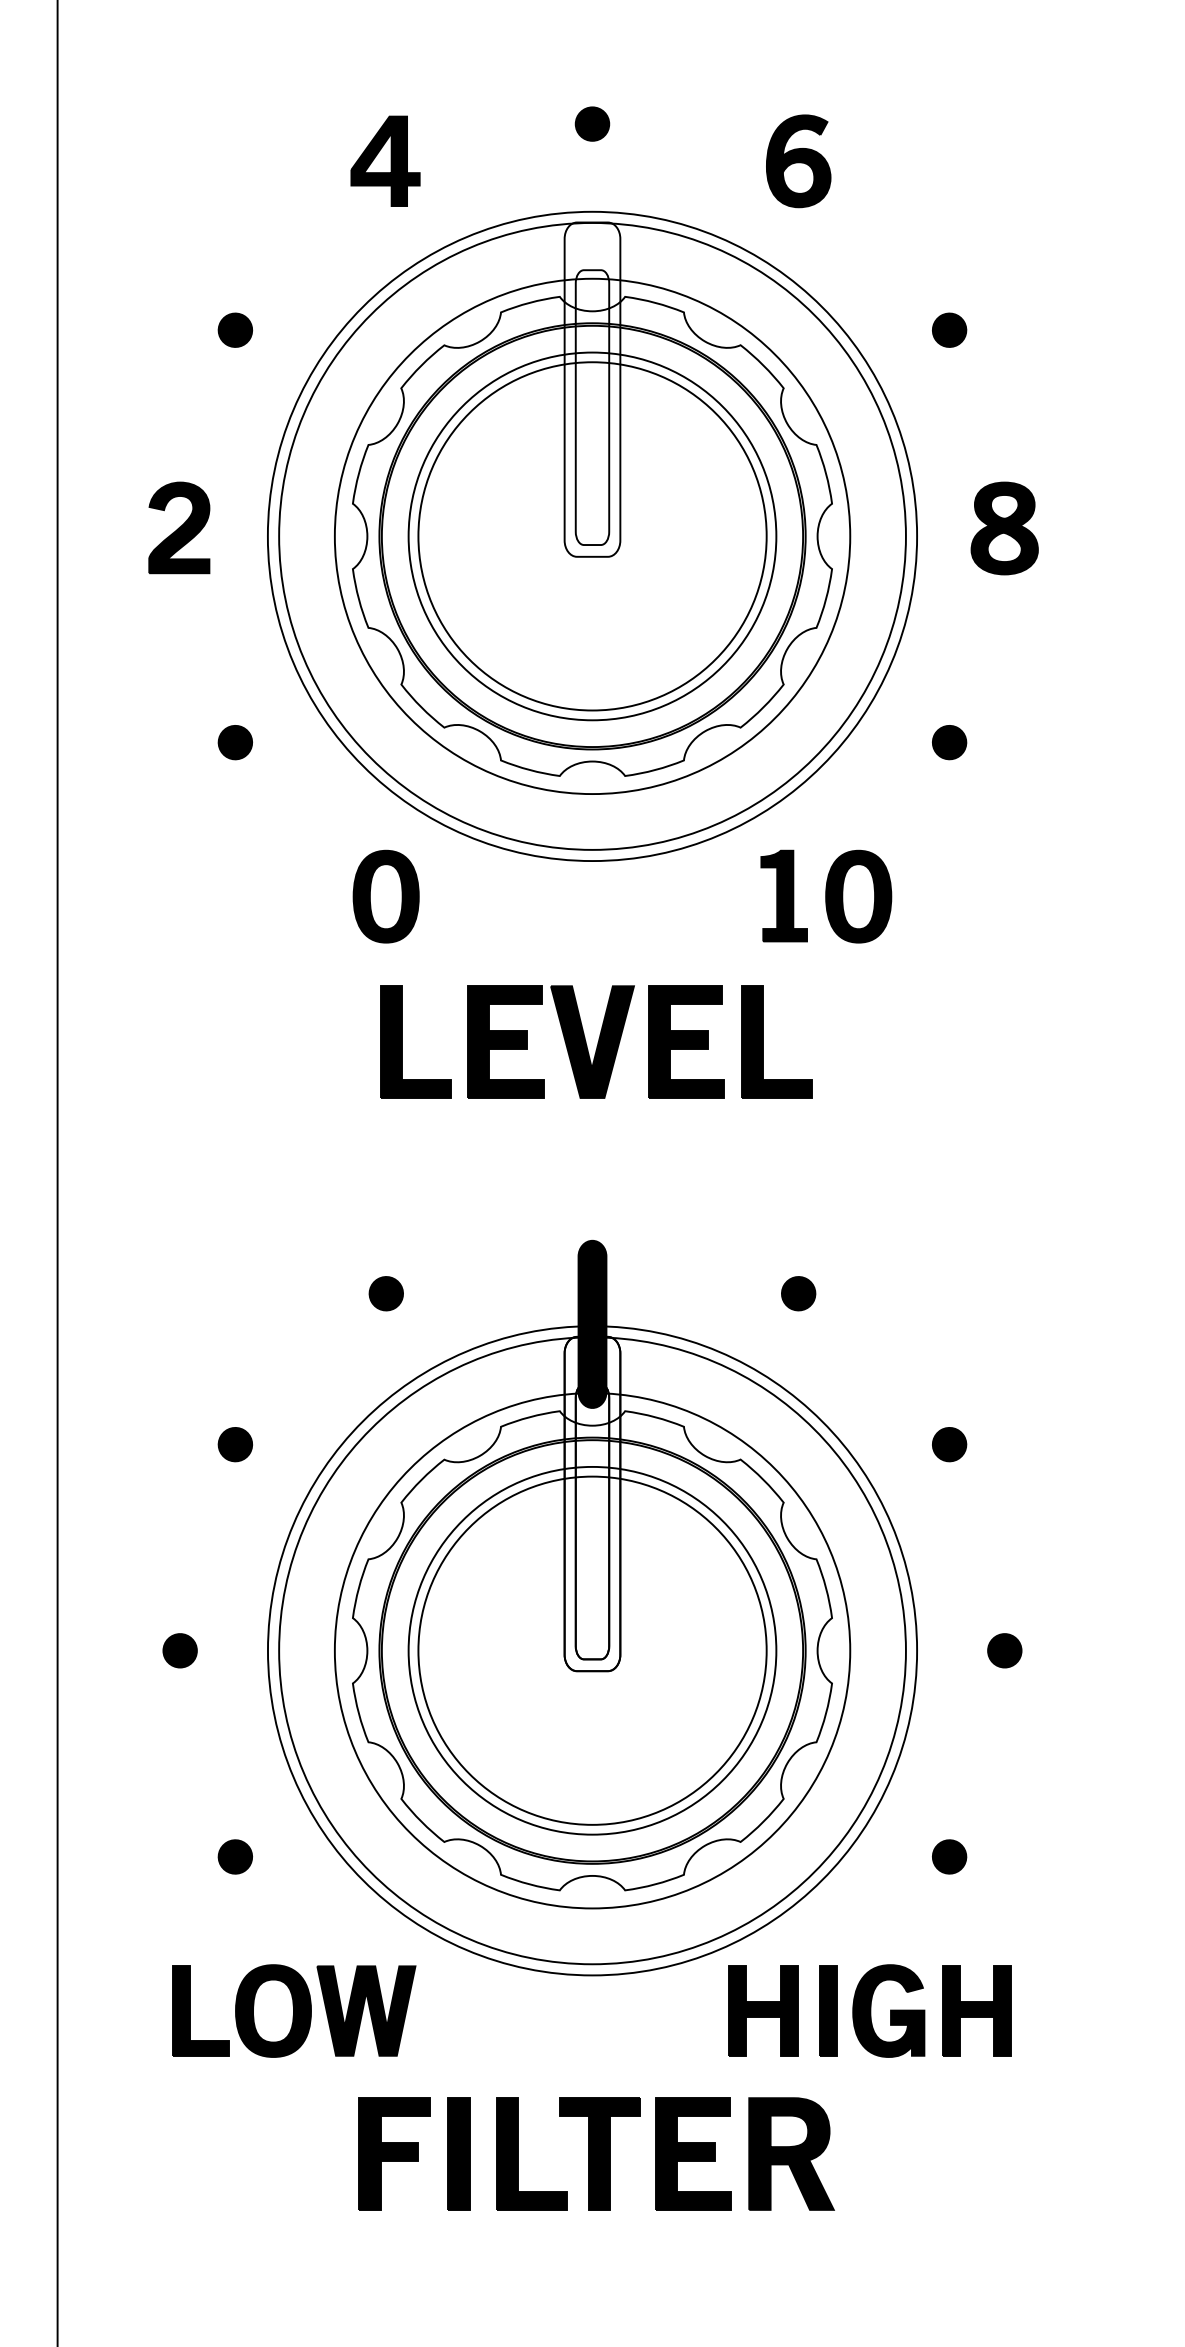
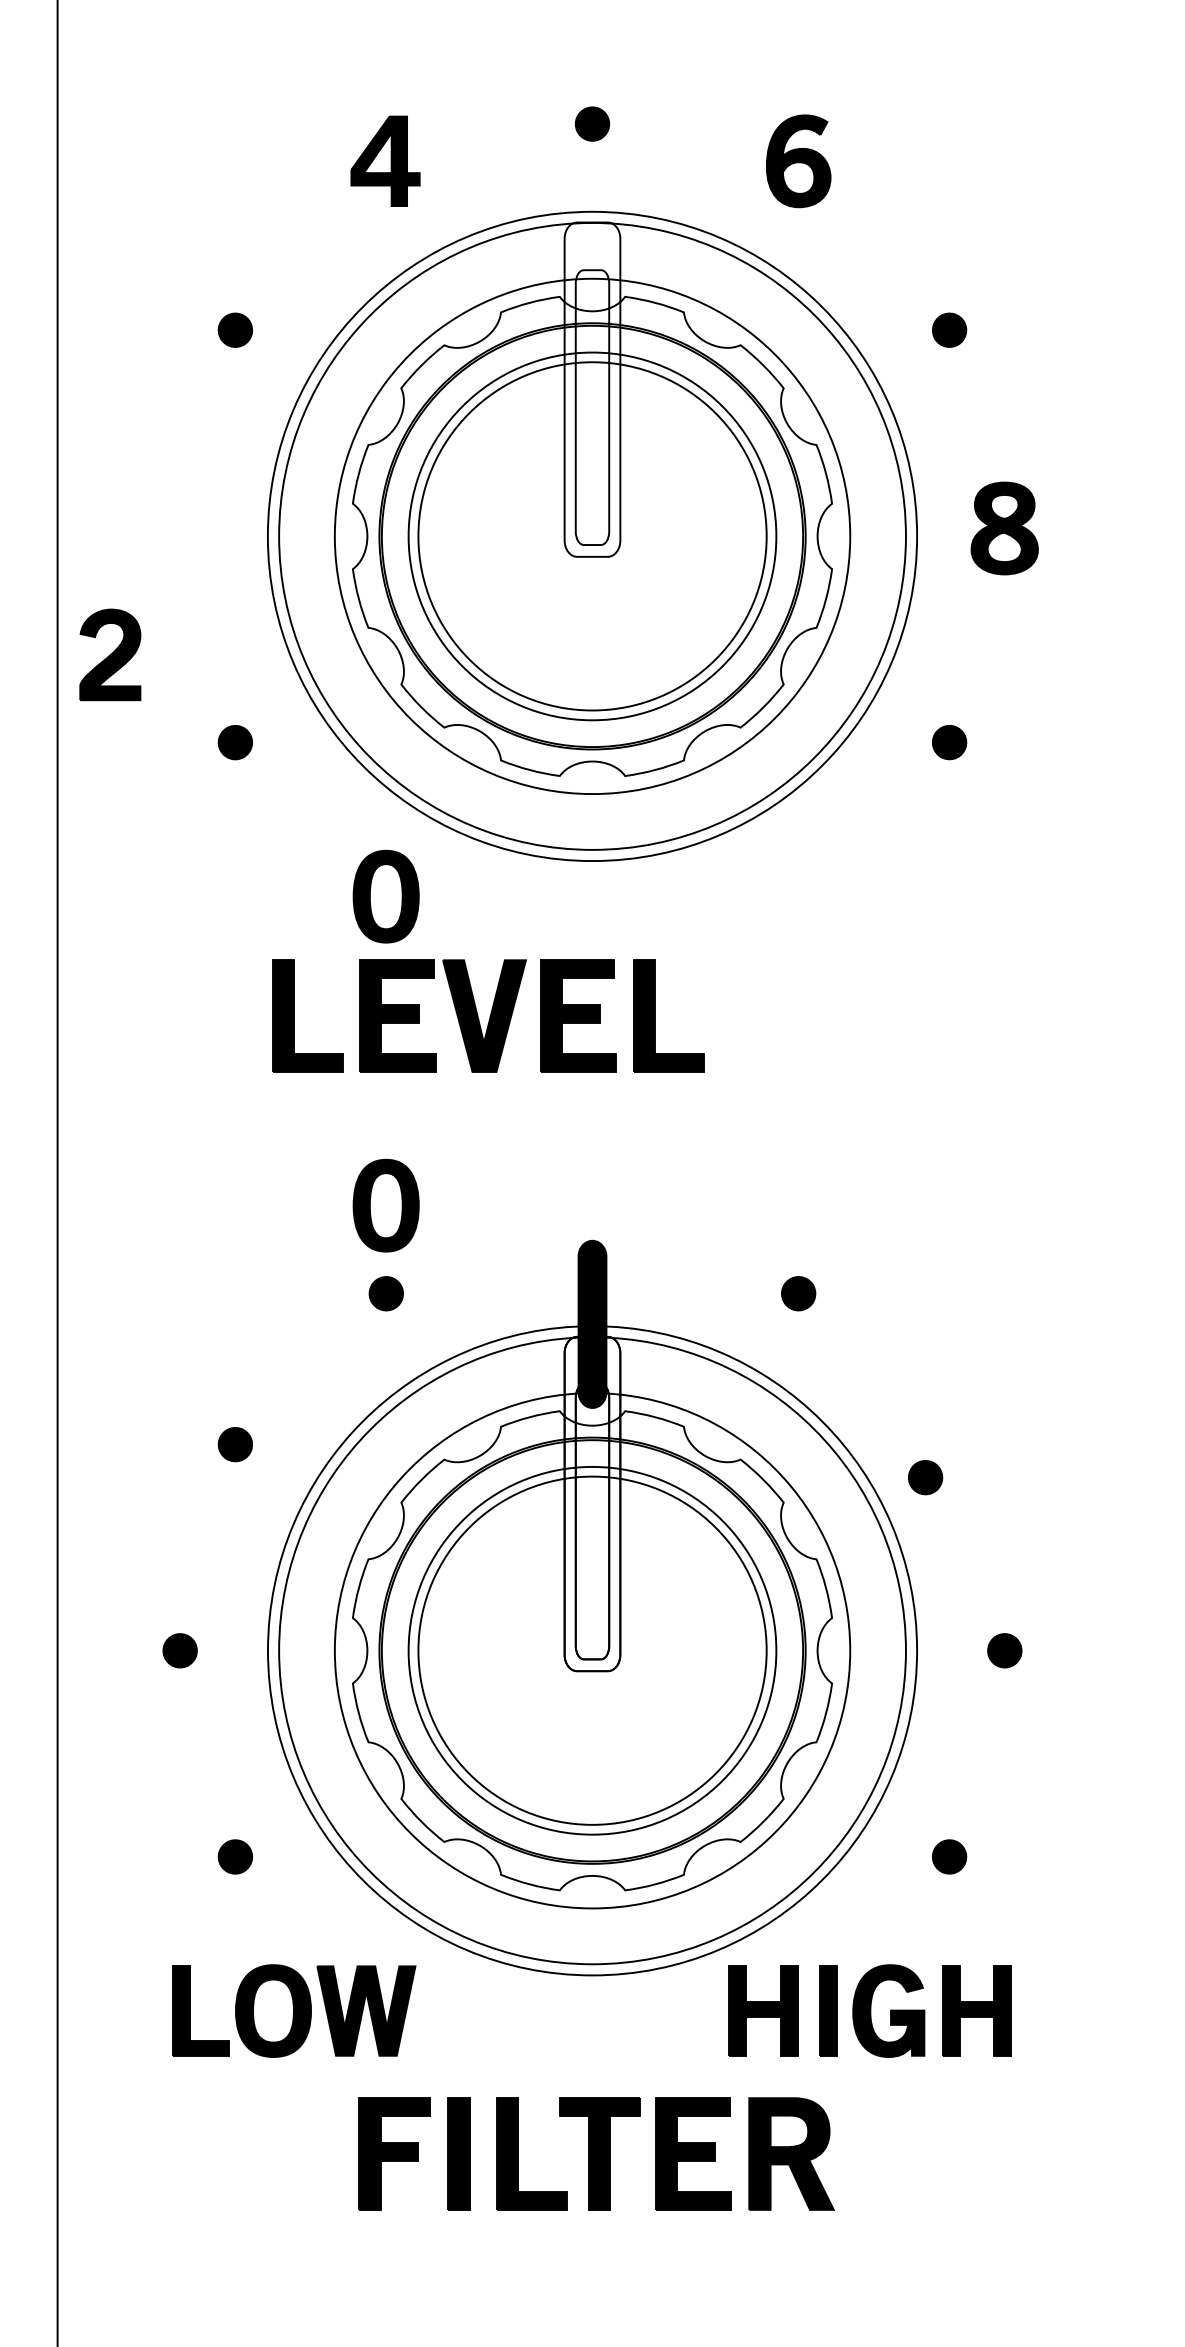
part position: (179, 527) -> (110, 654) (110, 654)
part: present -> none (826, 896)
part position: (596, 1041) -> (488, 1015) (488, 1015)
part: none -> present (385, 1205)
part position: (949, 1444) -> (925, 1477) (925, 1477)
